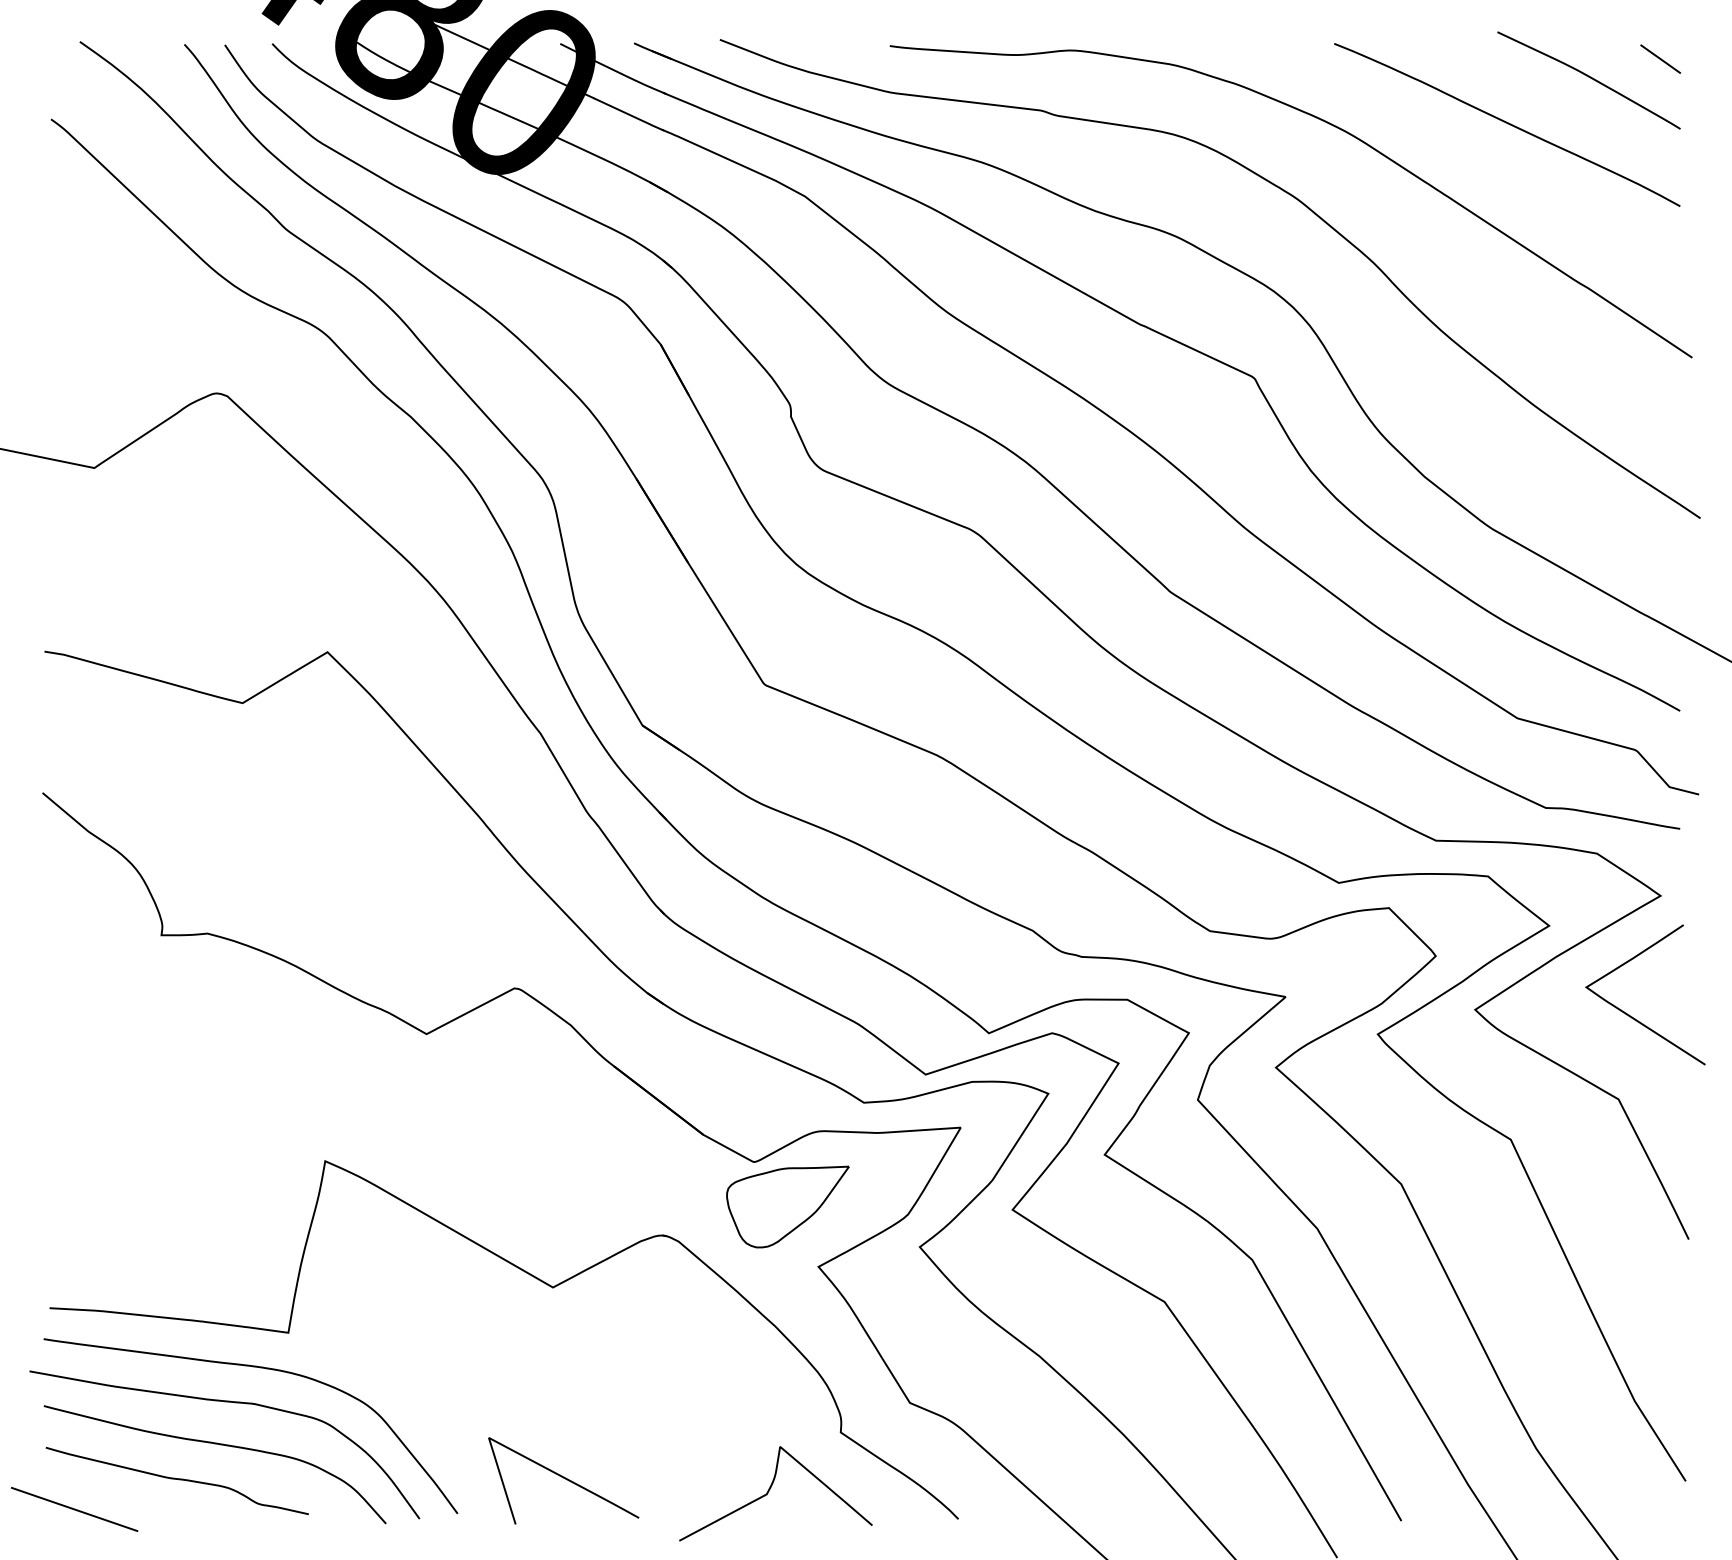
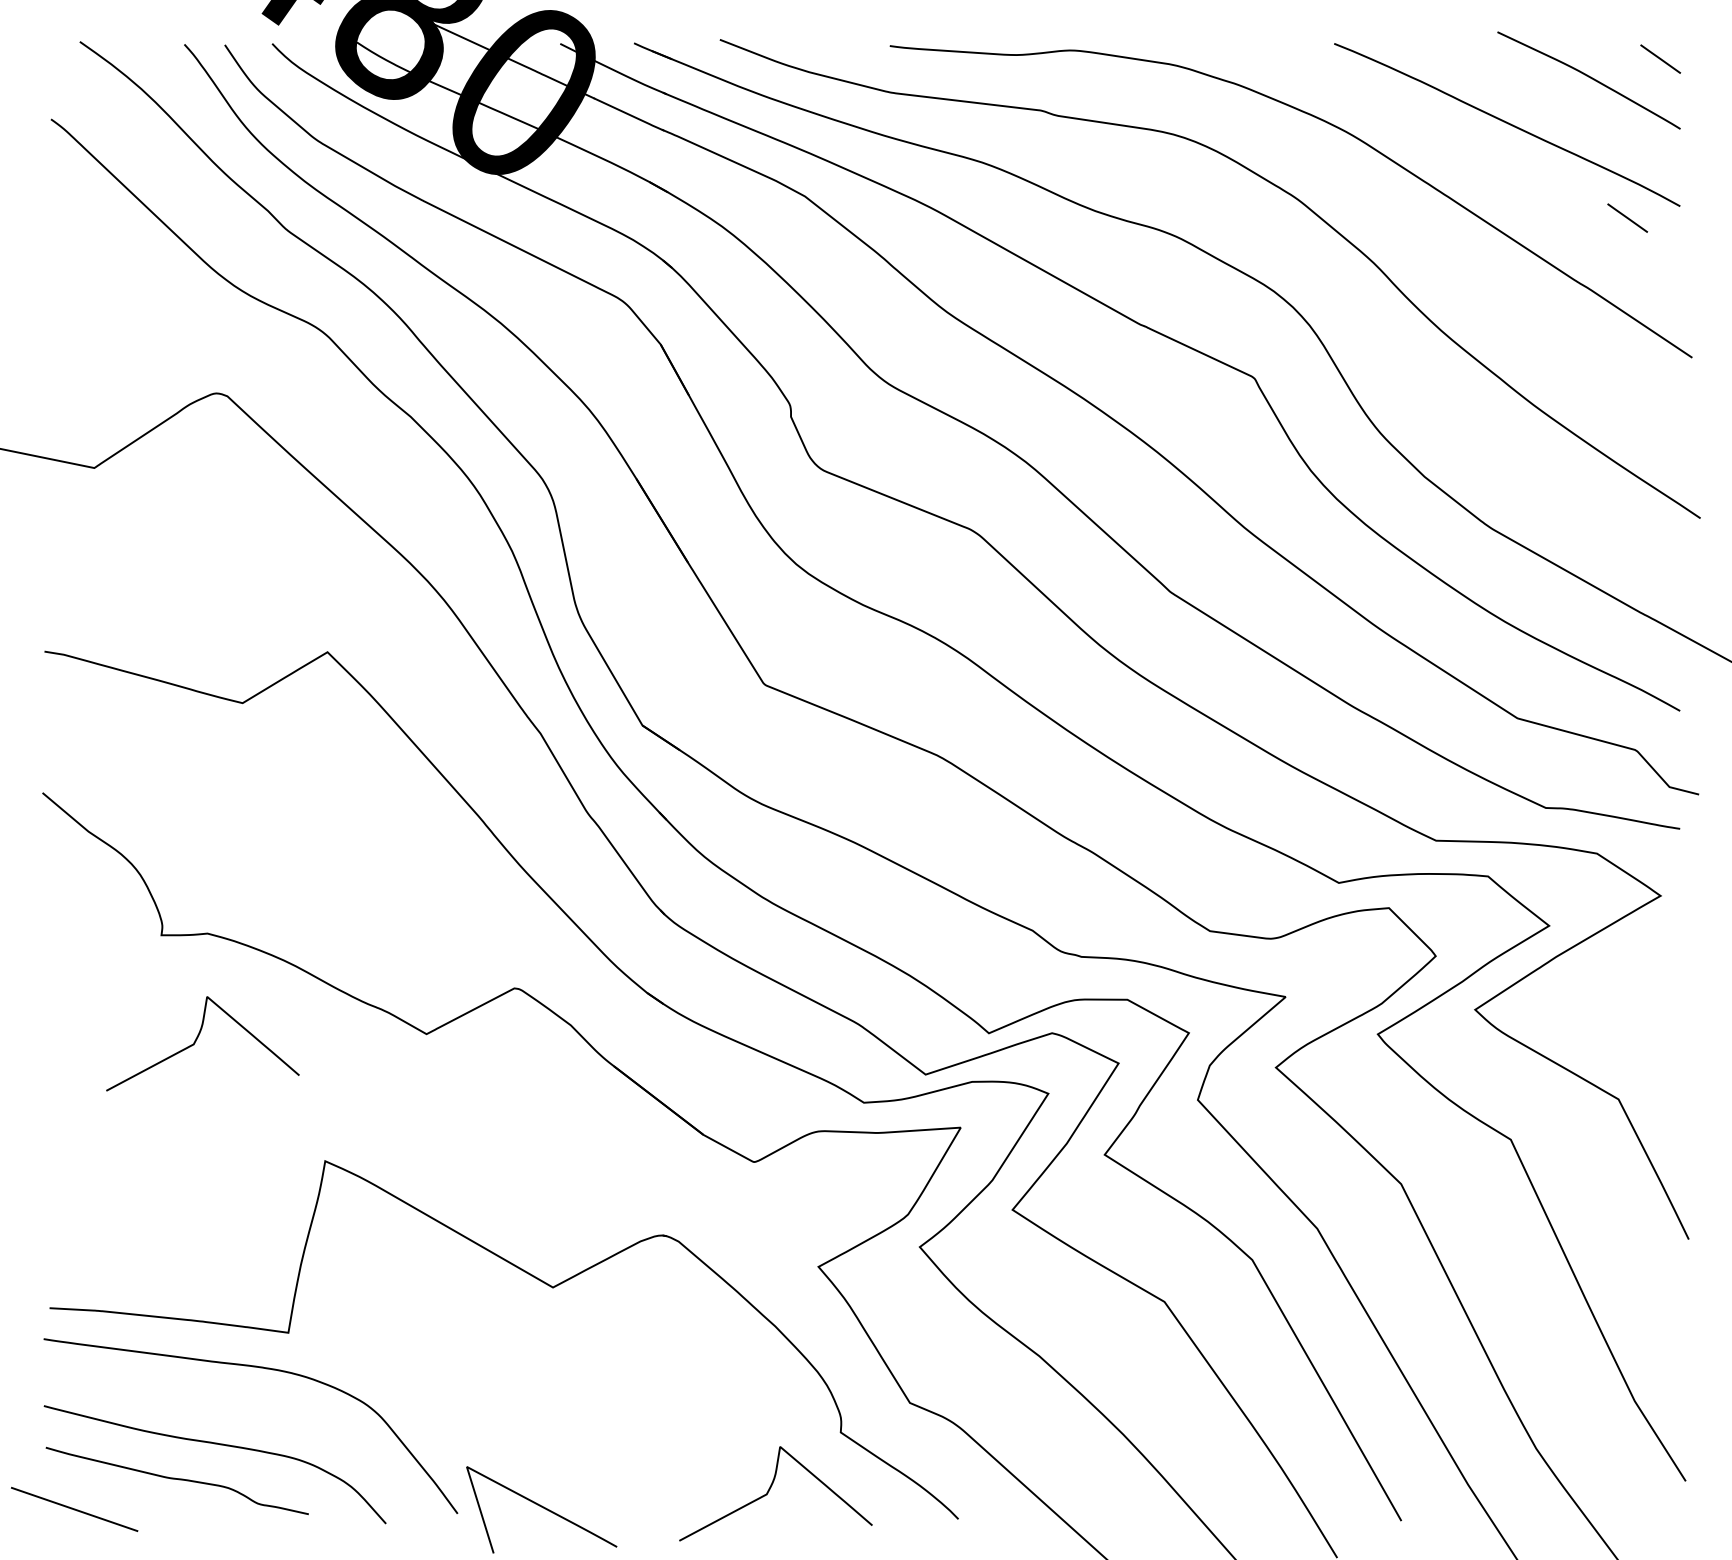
line: none -> present (1627, 217)
curve: present -> none (1632, 1016)
curve: none -> present (196, 1041)
part: present -> none (787, 1206)
curve: present -> none (224, 1402)
curve position: (563, 1478) -> (541, 1507) (541, 1507)
